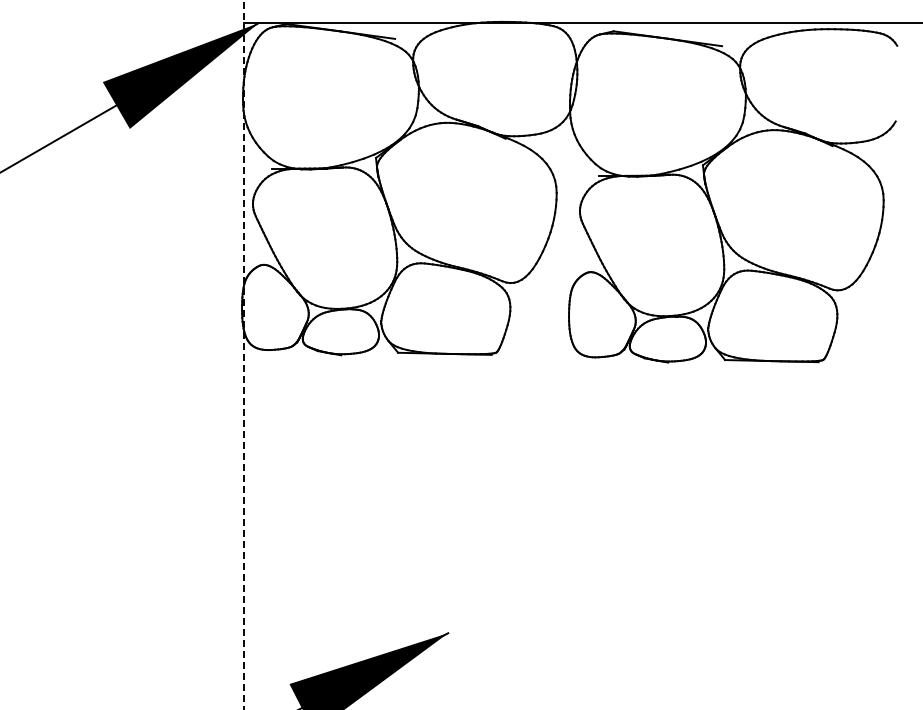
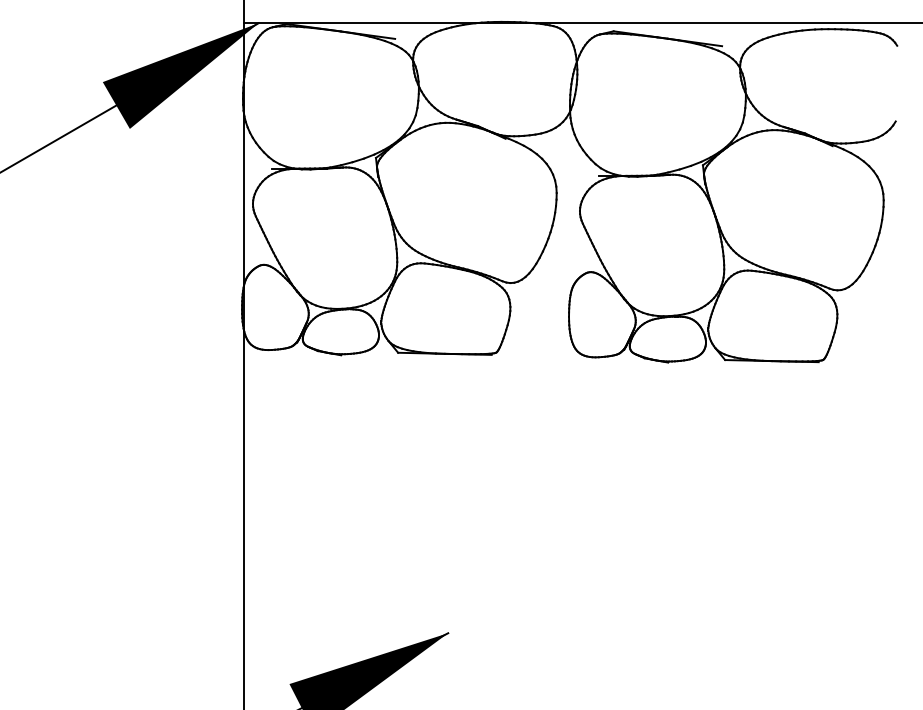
line: dashed -> solid (243, 355)
